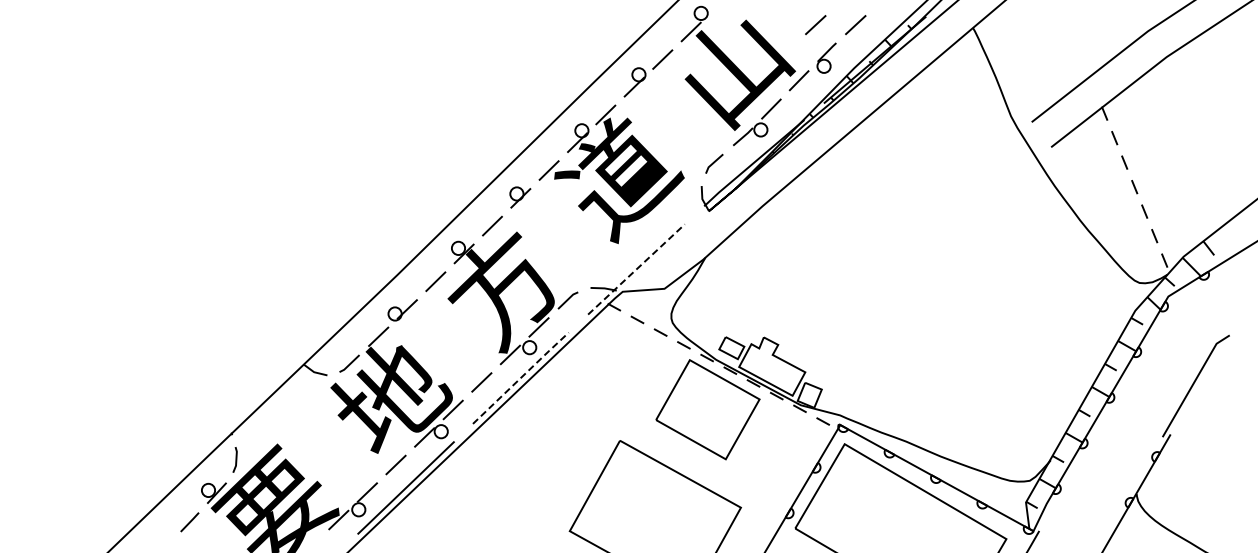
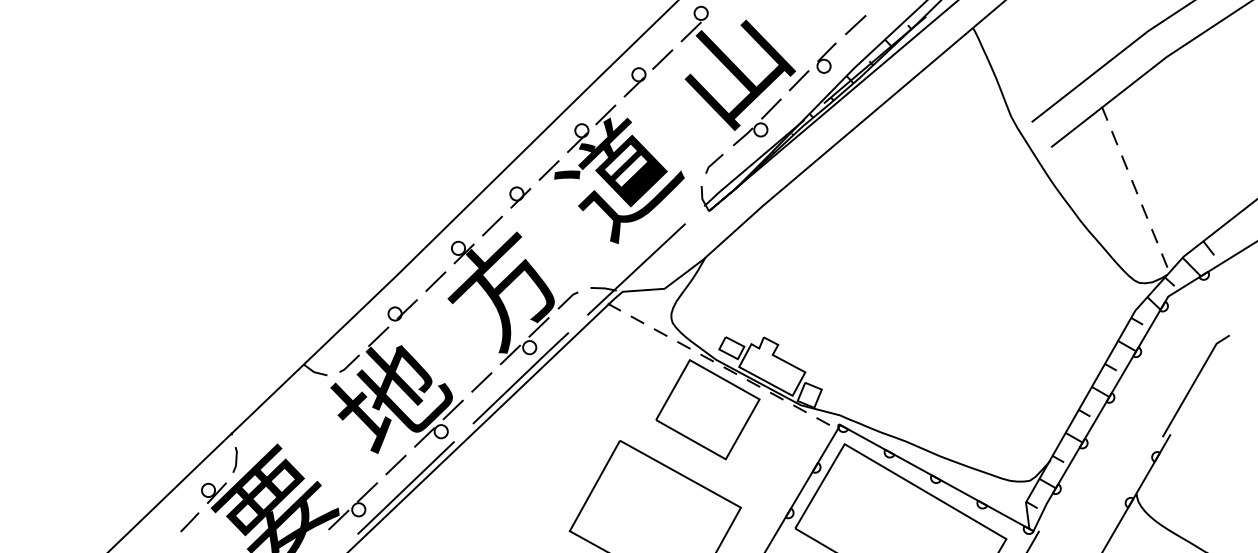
line: present -> none (815, 24)
line: dashed -> solid (636, 269)
line: dashed -> solid (521, 377)
